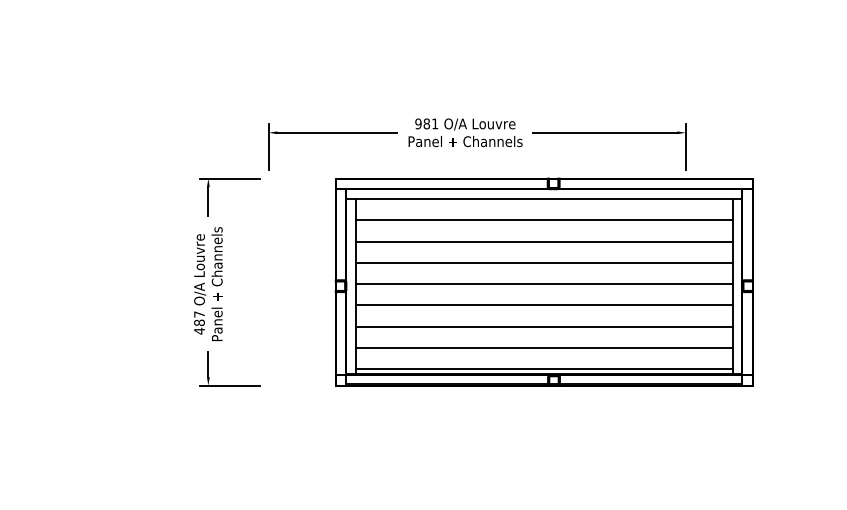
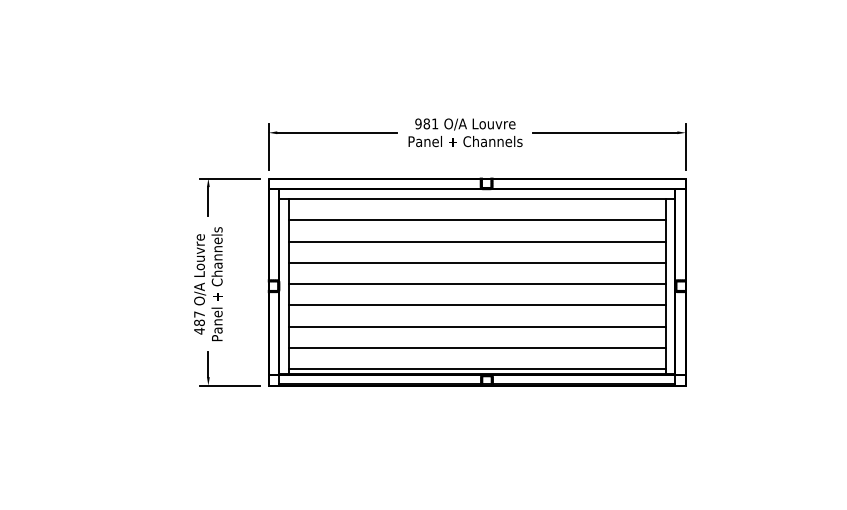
part position: (543, 281) -> (476, 281) (476, 281)
